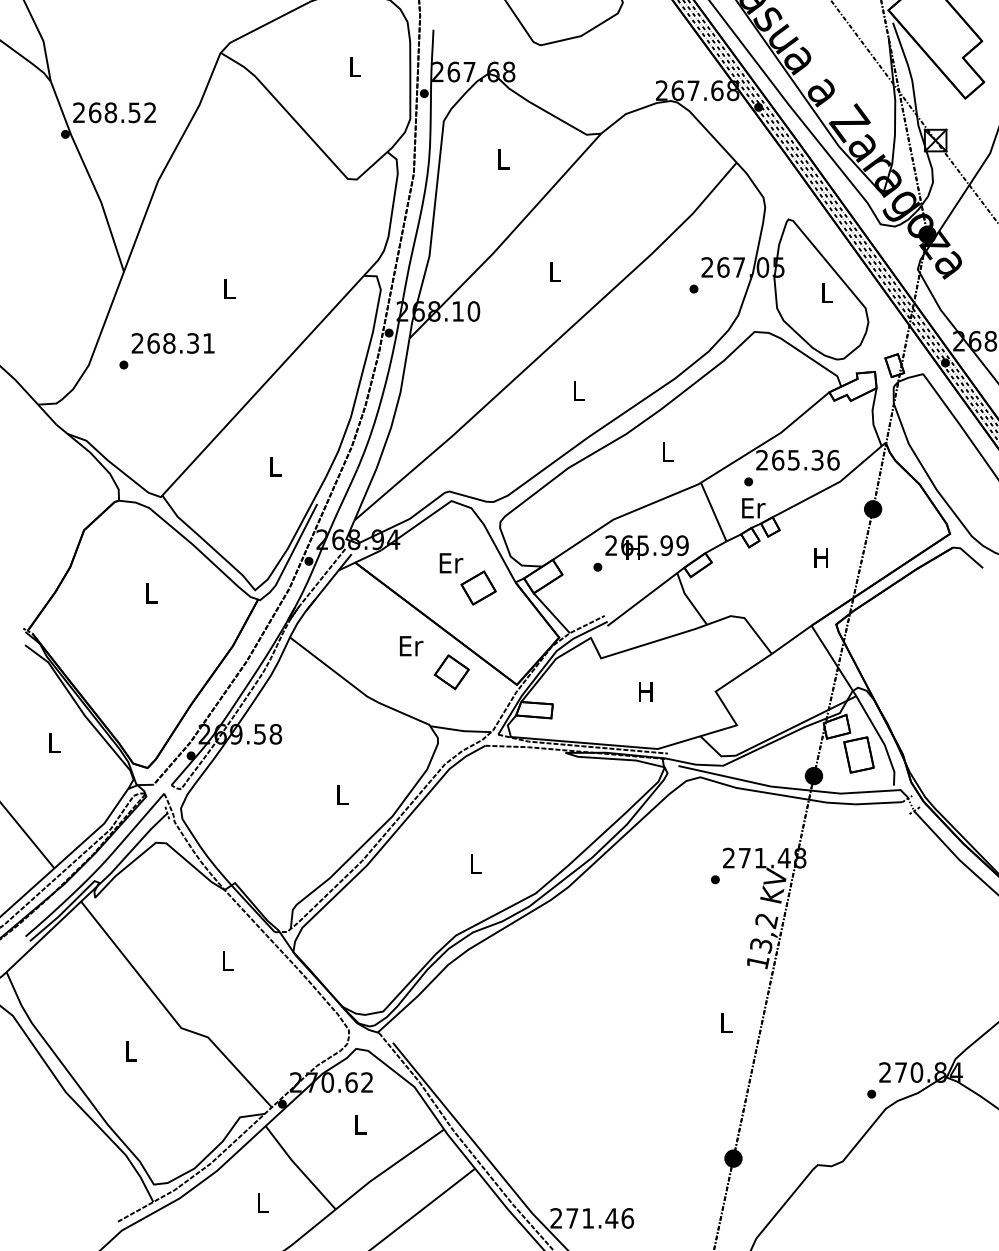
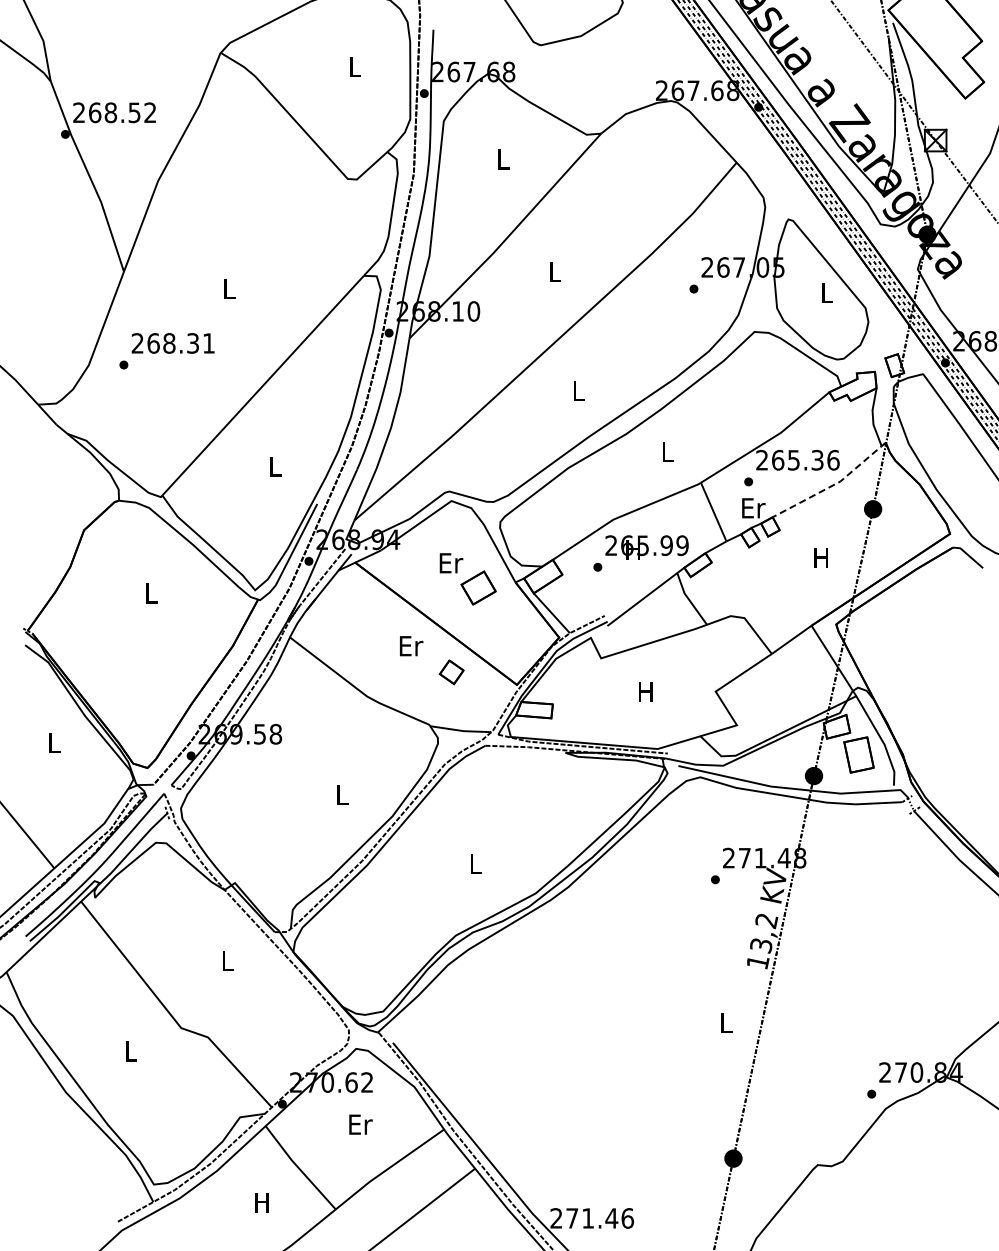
line: solid -> dashed (833, 485)
part size: 37x37 px -> 27x27 px (451, 672)
text: L -> Er (360, 1124)
text: L -> H (261, 1202)
